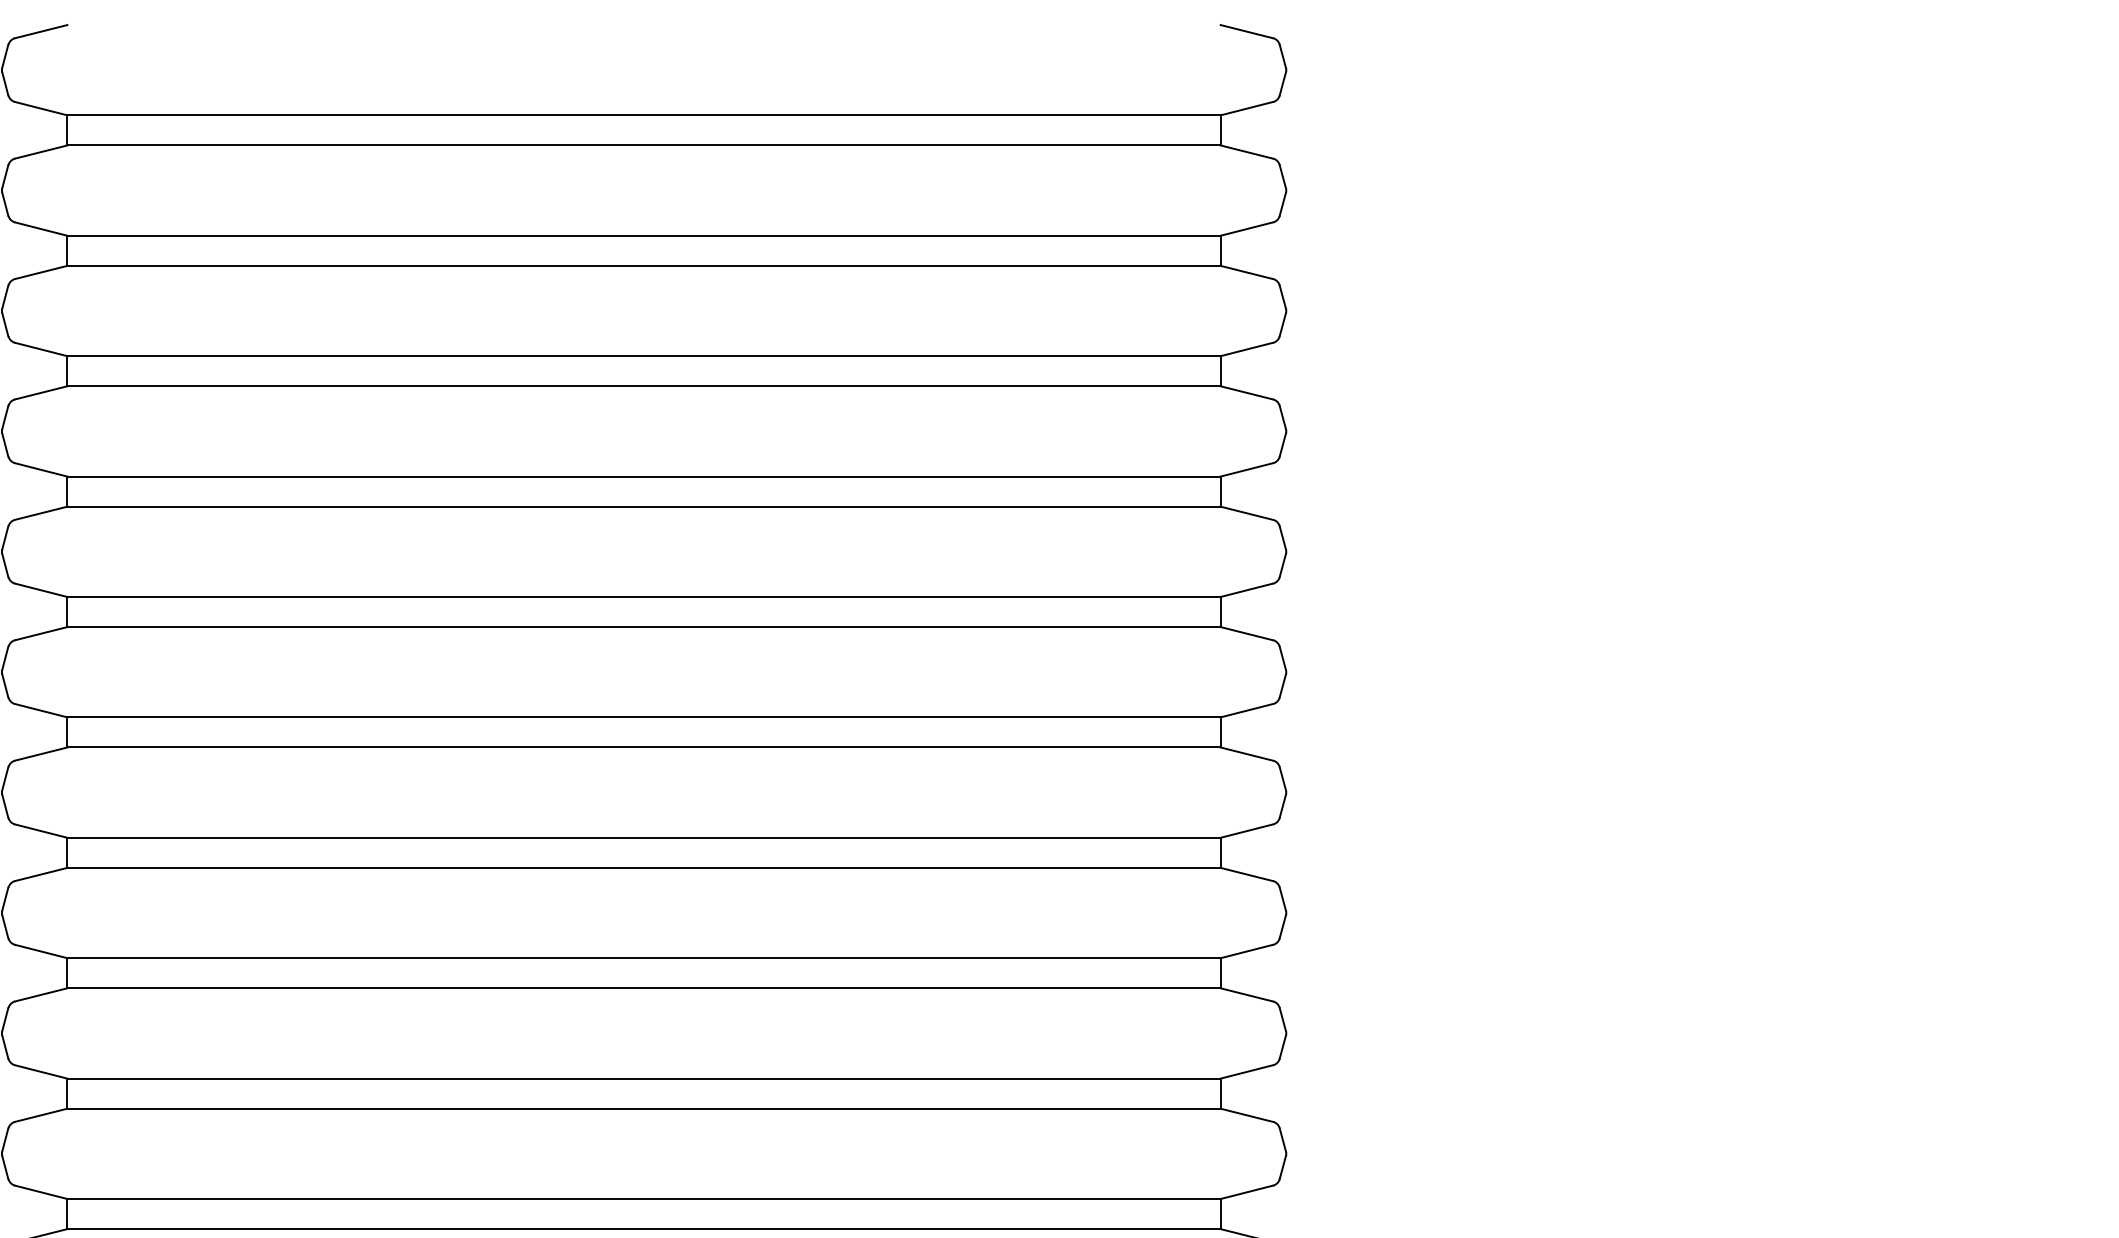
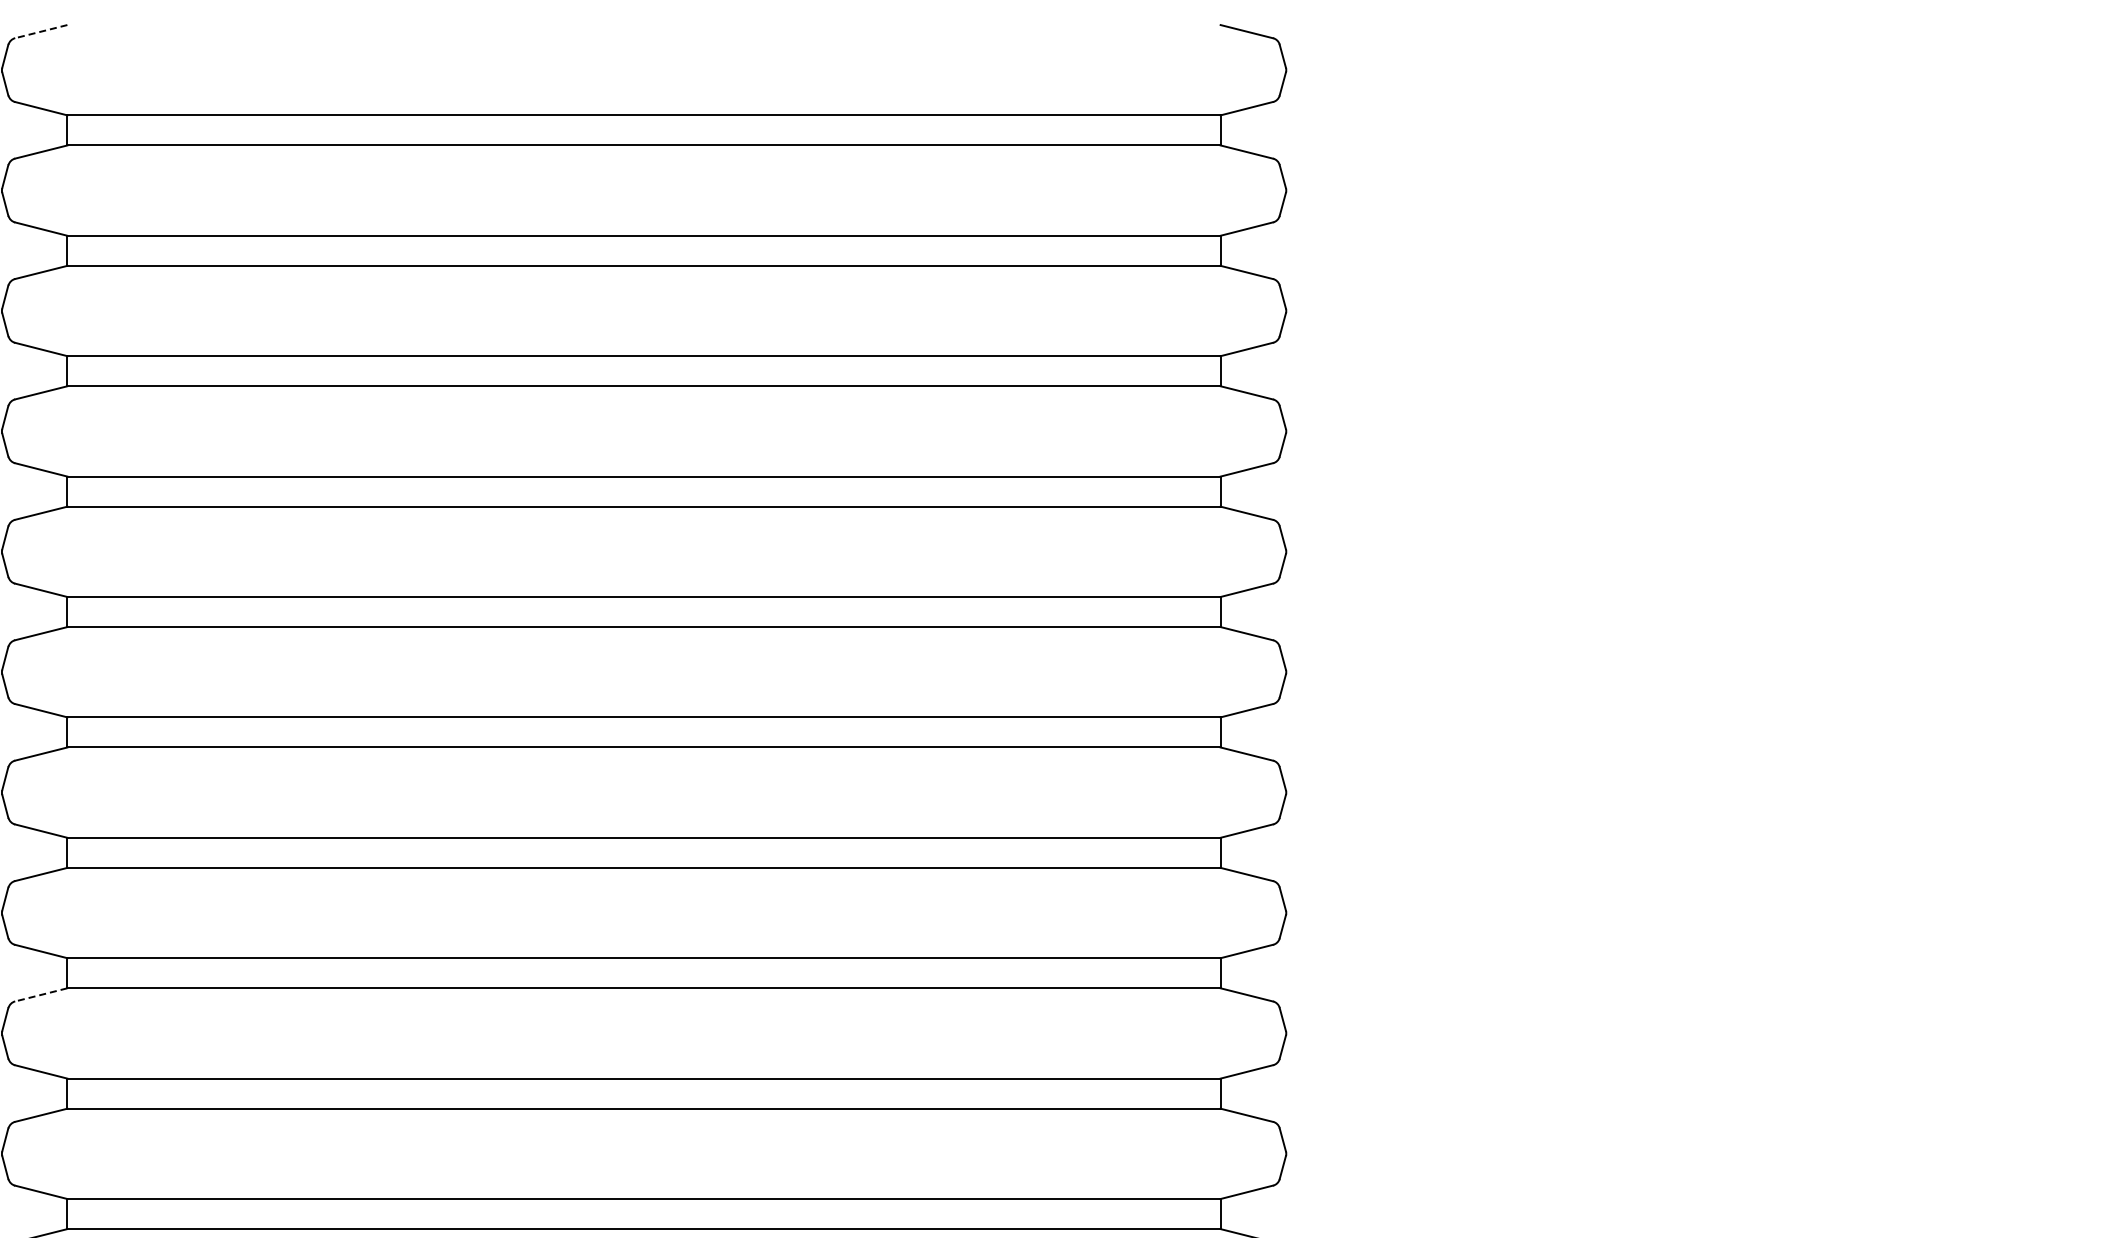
line: solid -> dashed (41, 31)
line: solid -> dashed (41, 994)
